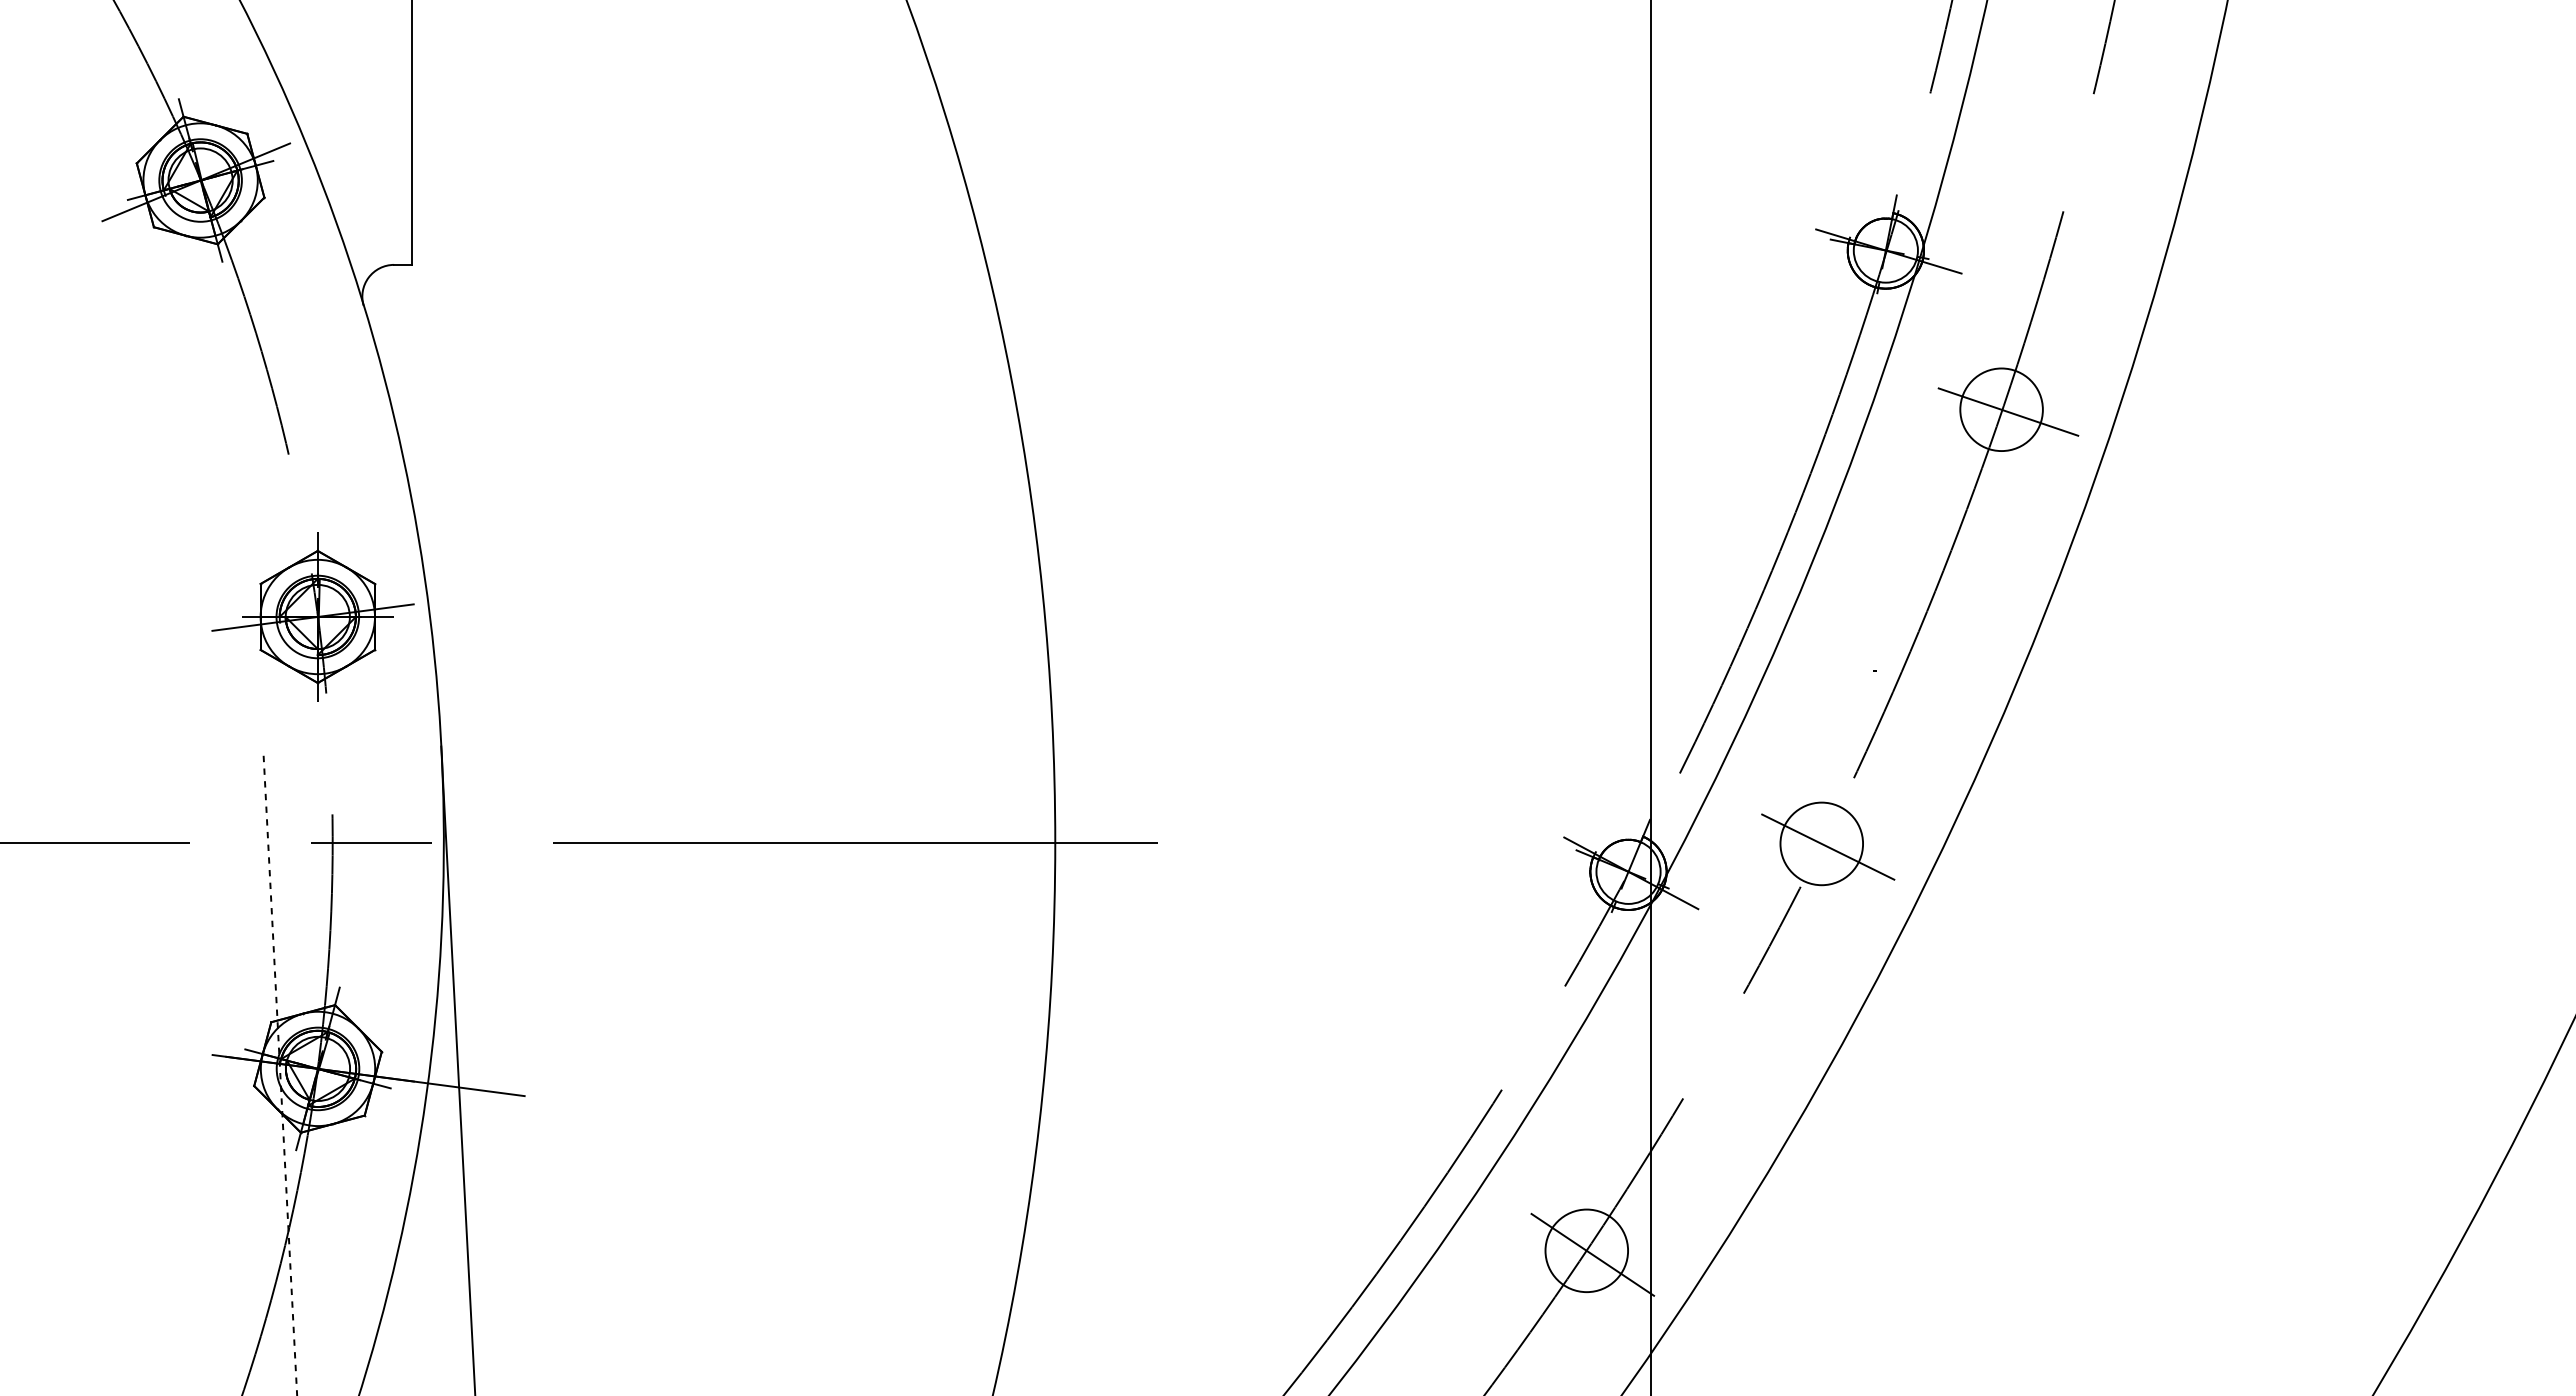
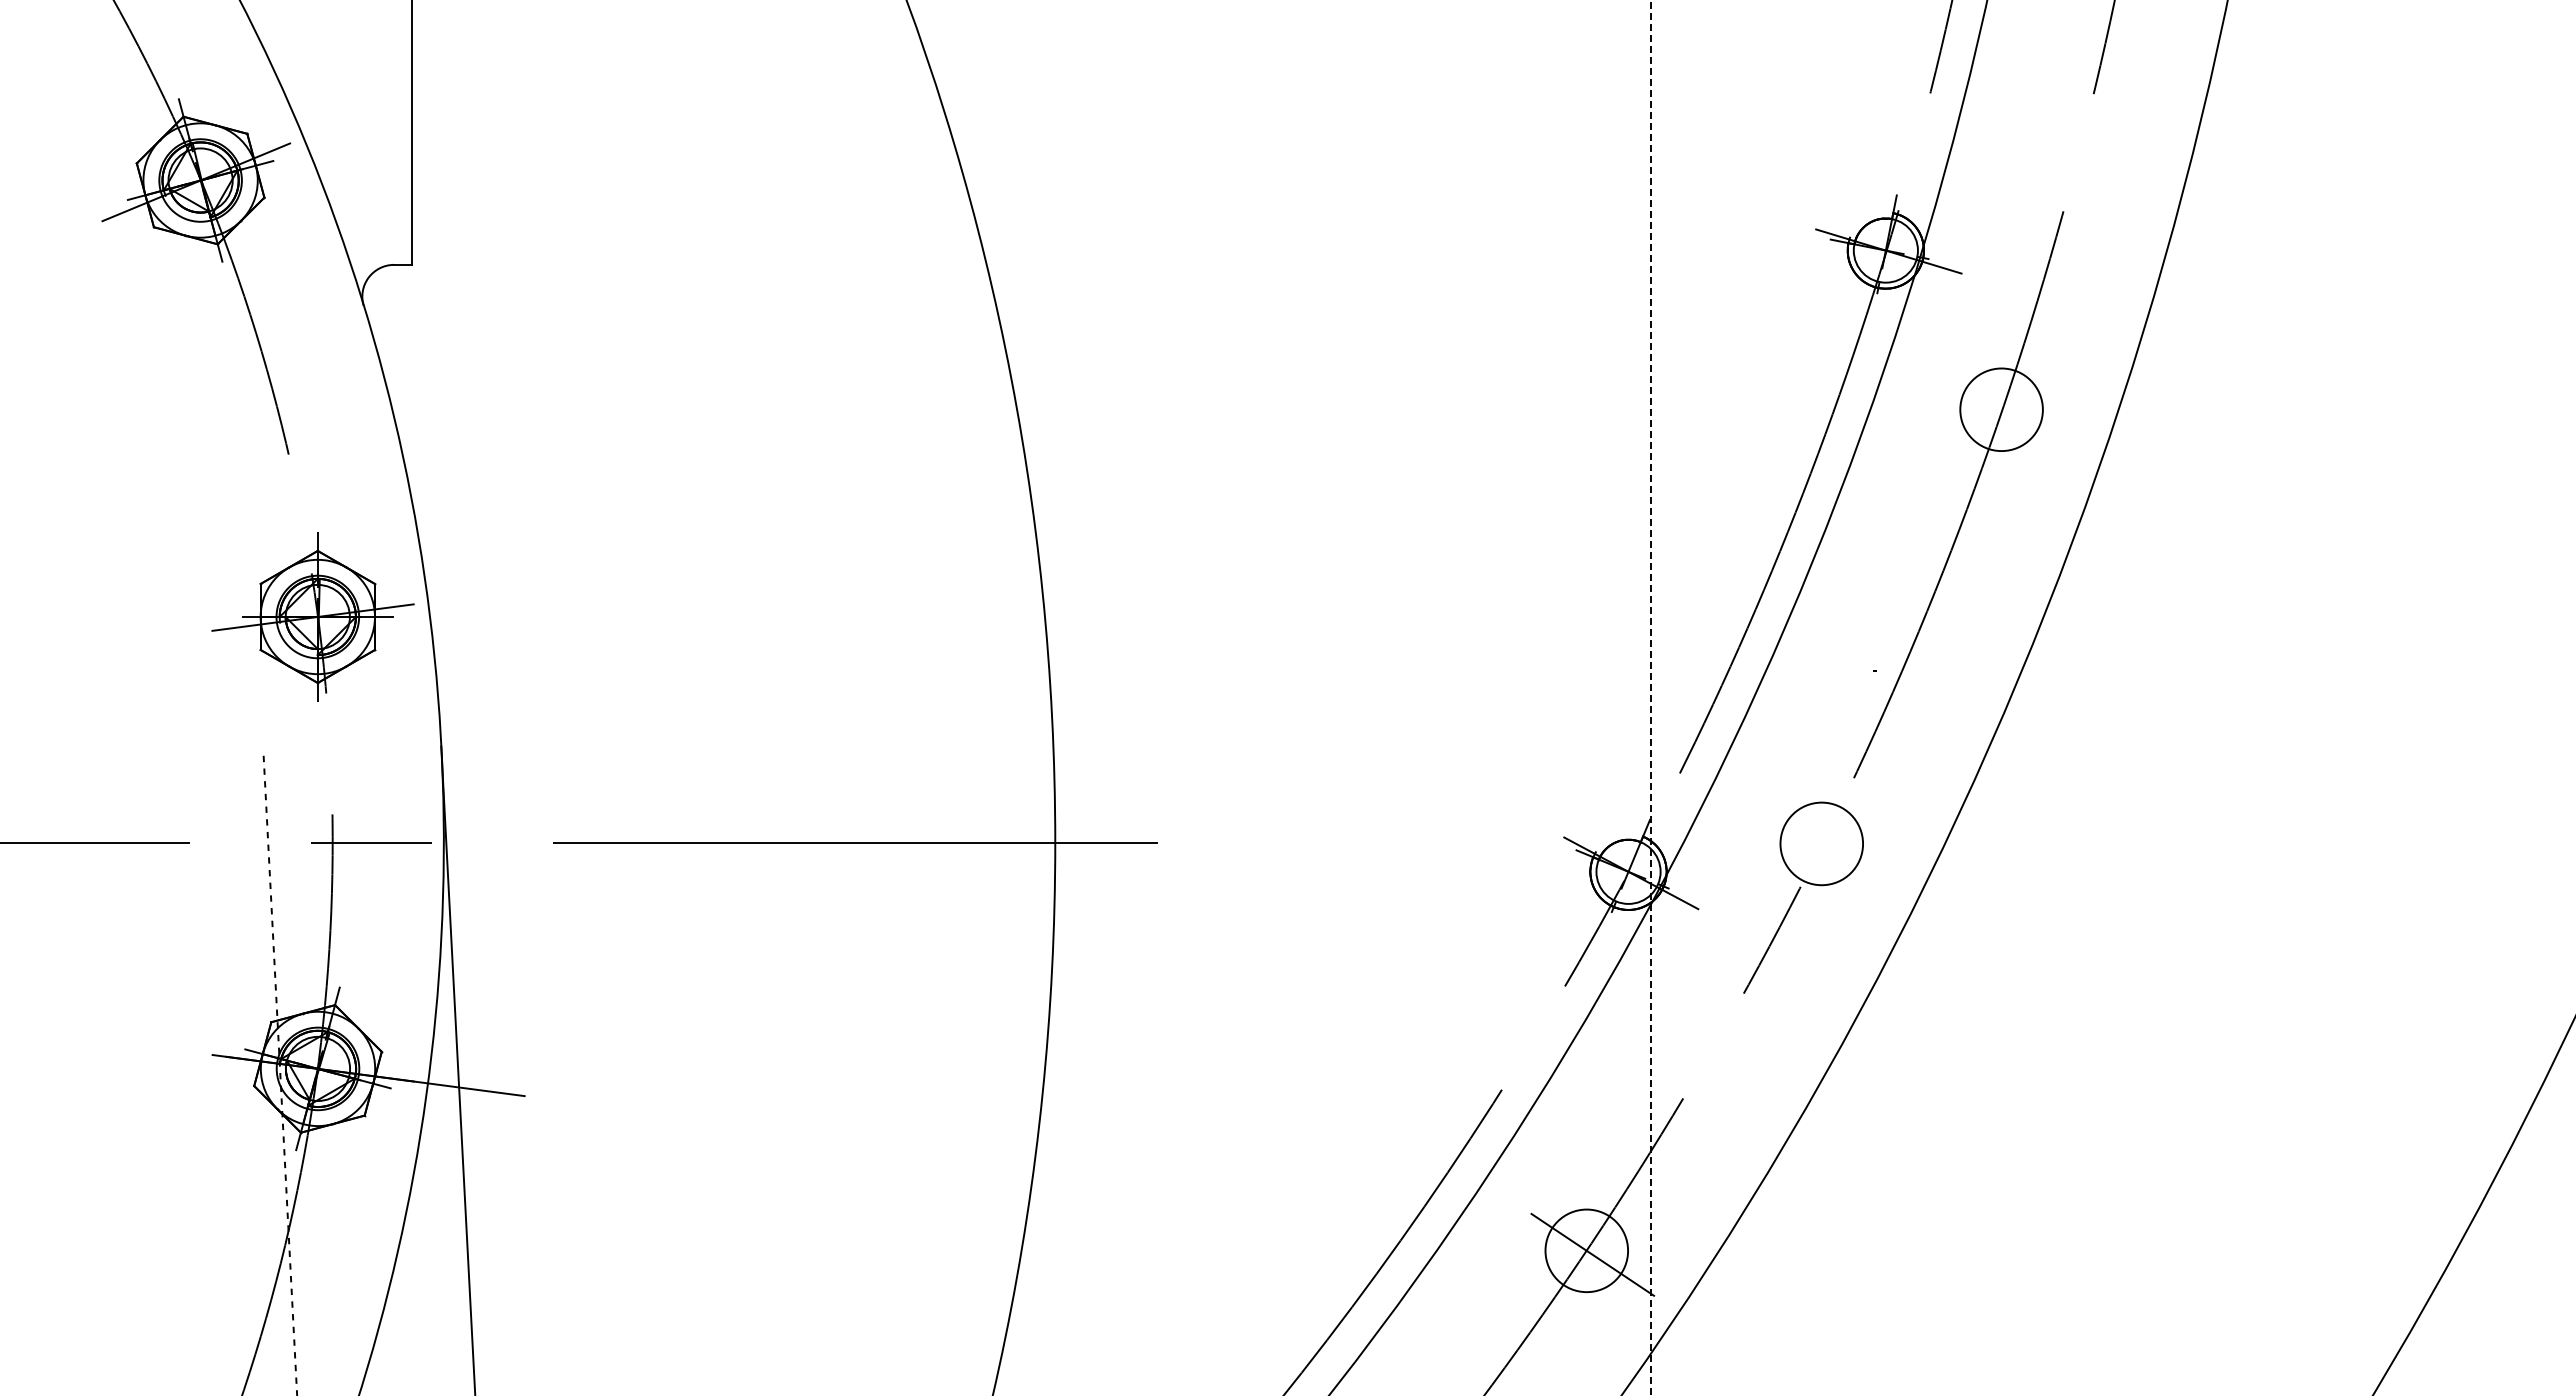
line: present -> none (2008, 412)
line: solid -> dashed (1650, 698)
line: present -> none (1828, 847)
